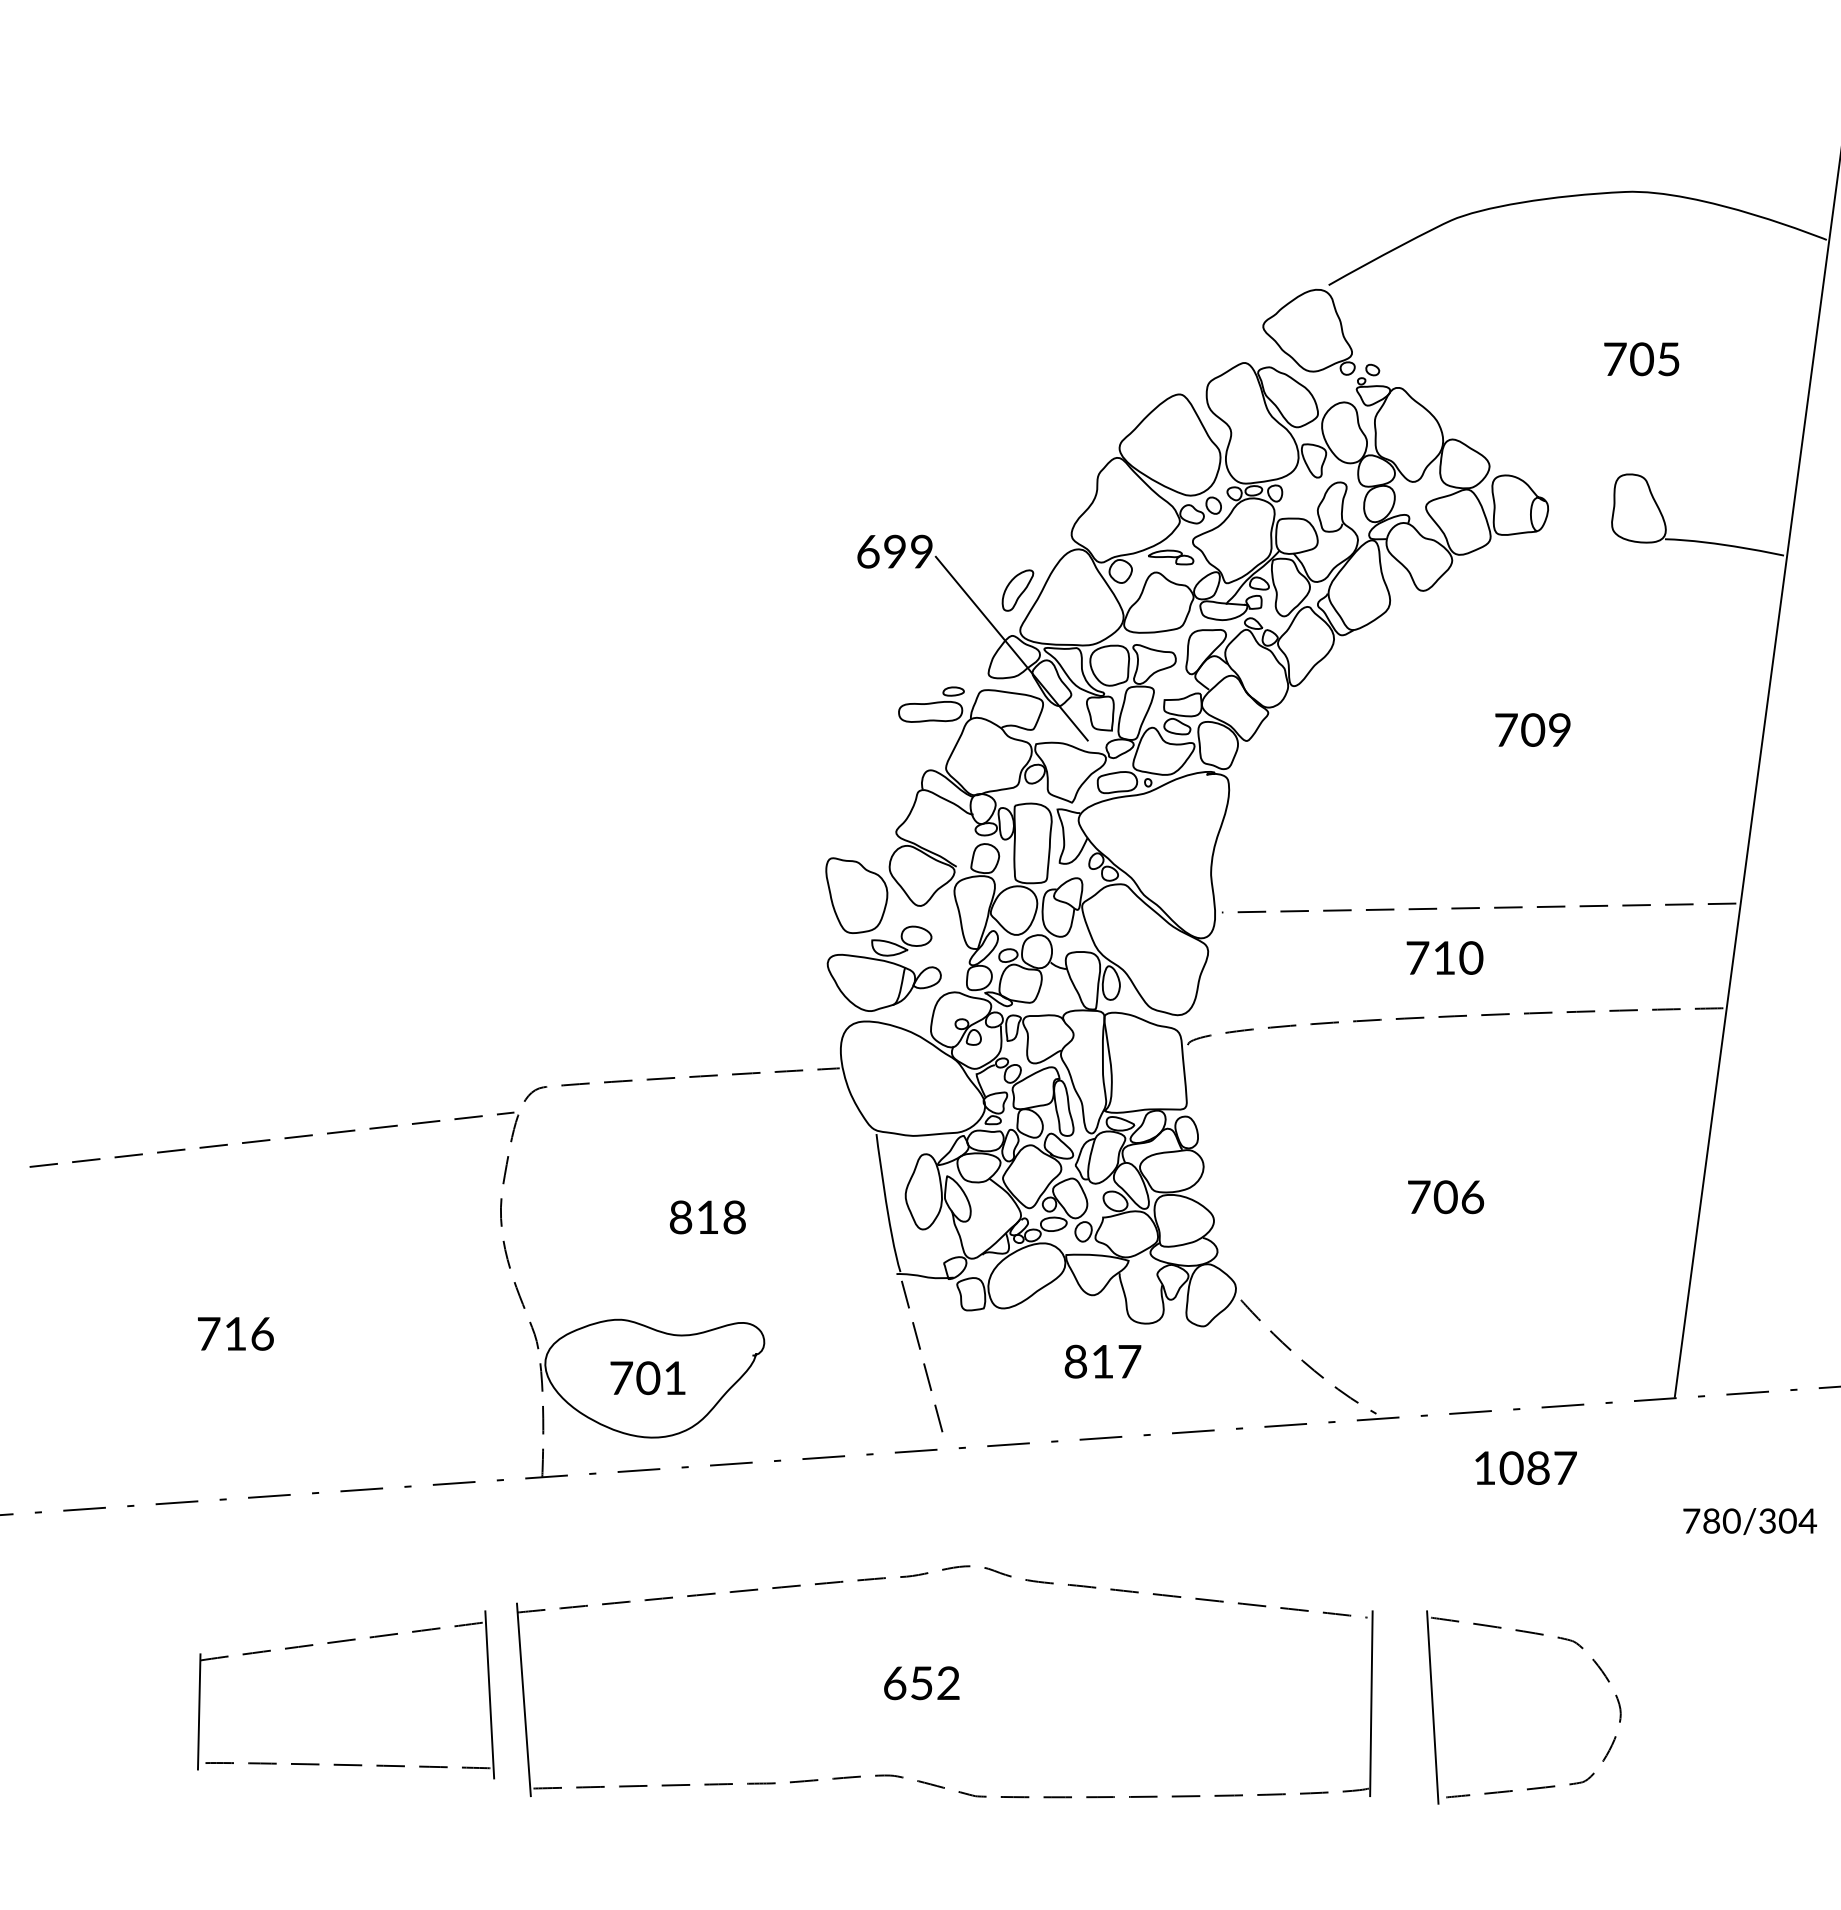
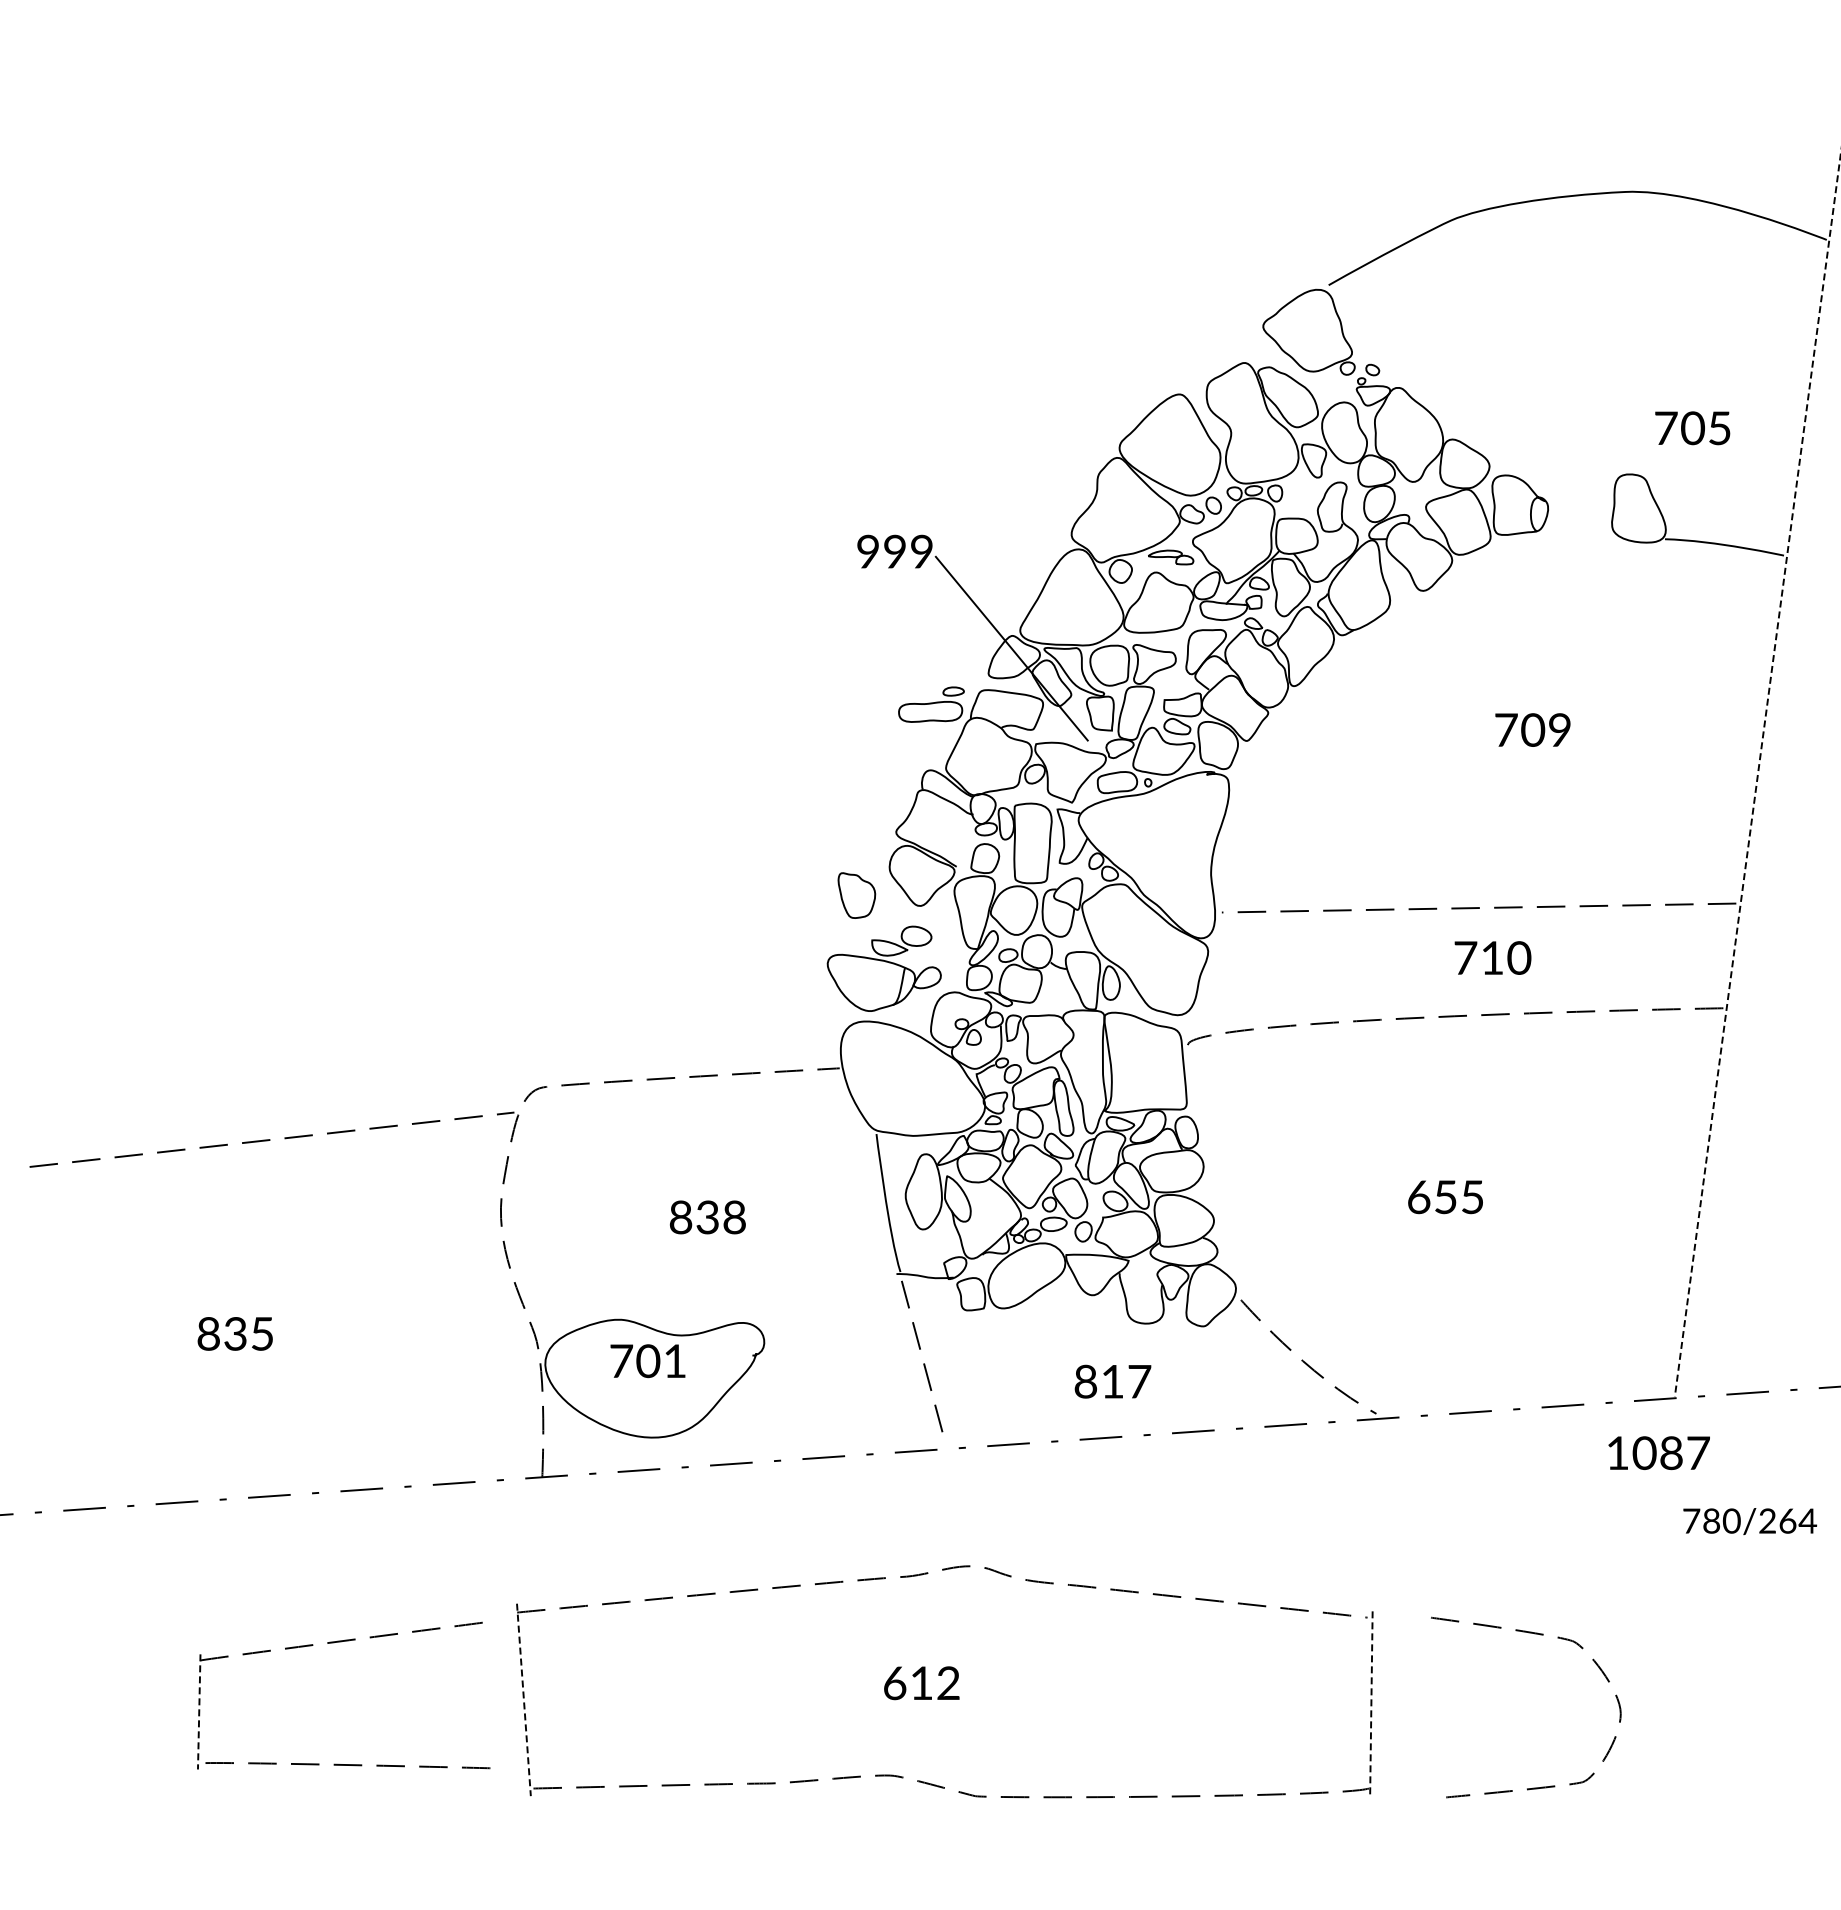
text position: (1641, 359) -> (1692, 428) (1692, 428)
text: 699 -> 999 (868, 551)
part: present -> none (1017, 590)
line: solid -> dashed (1757, 775)
part size: 64x77 px -> 40x47 px (856, 895)
text position: (1444, 957) -> (1492, 957) (1492, 957)
text: 706 -> 655 (1446, 1197)
text: 818 -> 838 (707, 1217)
text: 716 -> 835 (235, 1333)
text position: (1102, 1361) -> (1112, 1381) (1112, 1381)
text position: (647, 1378) -> (647, 1361) (647, 1361)
text position: (1525, 1468) -> (1658, 1453) (1658, 1453)
text: 780/304 -> 780/264 (1777, 1520)
text: 652 -> 612 (921, 1683)
line: present -> none (489, 1694)
line: solid -> dashed (523, 1700)
line: solid -> dashed (1371, 1704)
line: present -> none (1432, 1707)
line: solid -> dashed (199, 1711)
